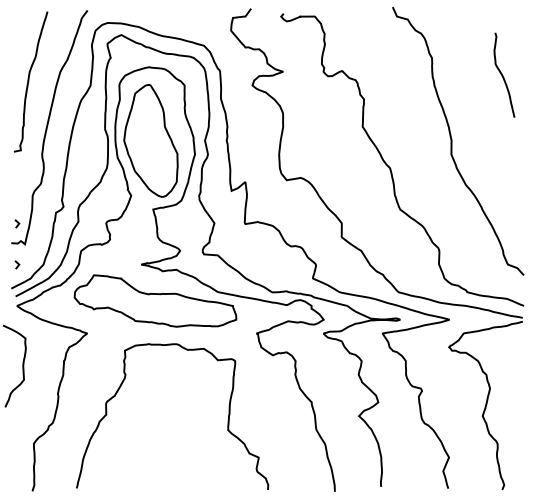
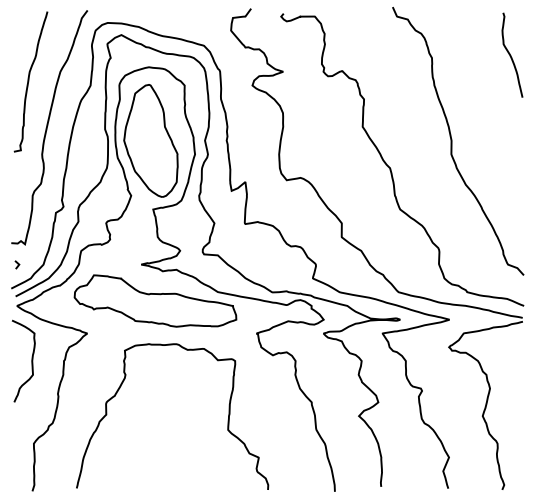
curve position: (503, 75) -> (511, 55) (511, 55)
line: present -> none (17, 223)
curve position: (22, 365) -> (31, 360) (31, 360)
